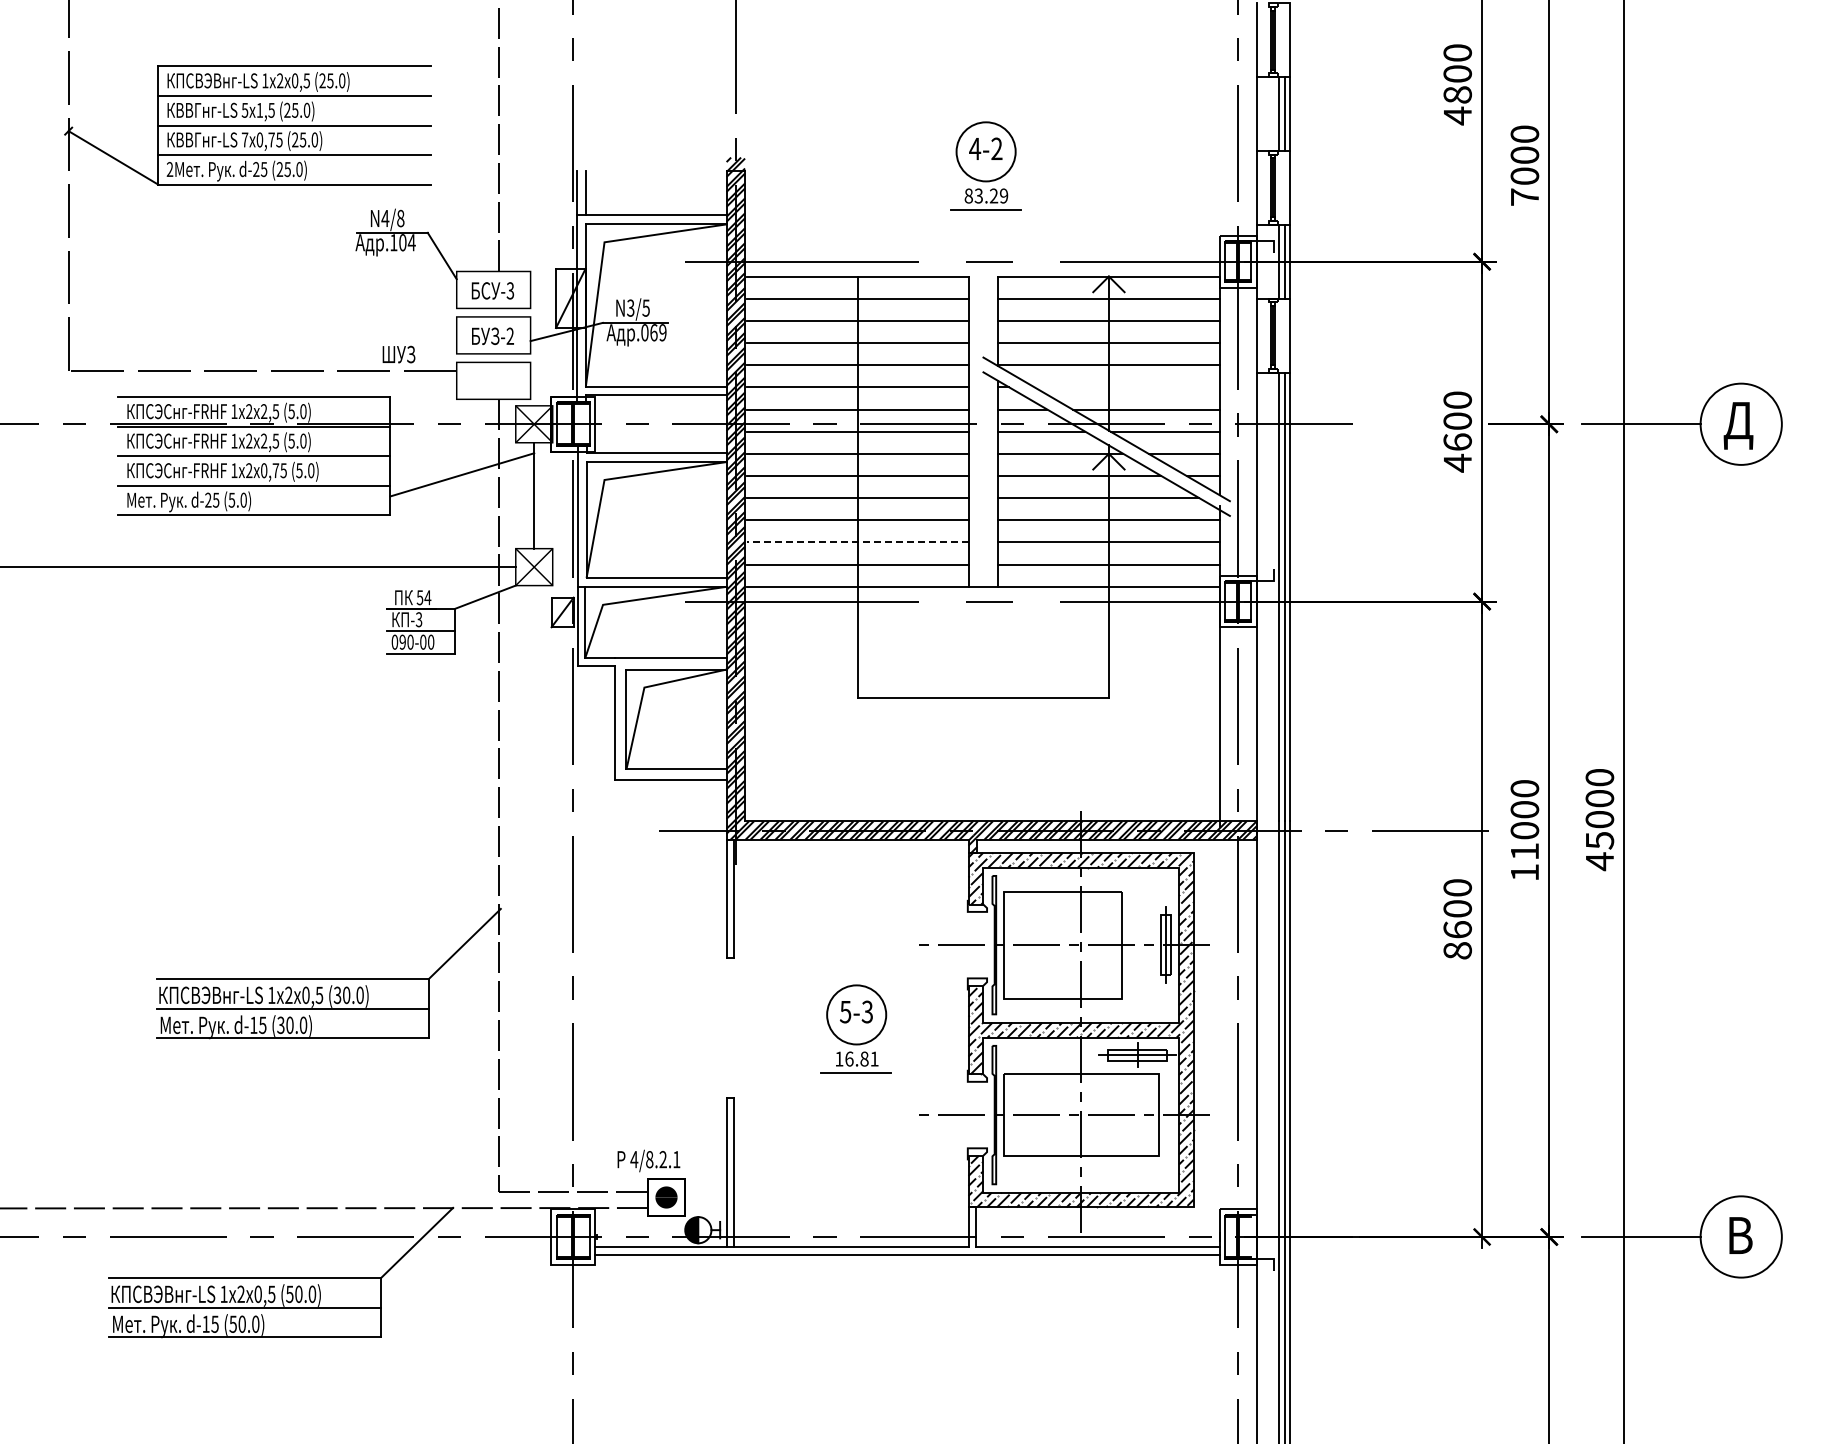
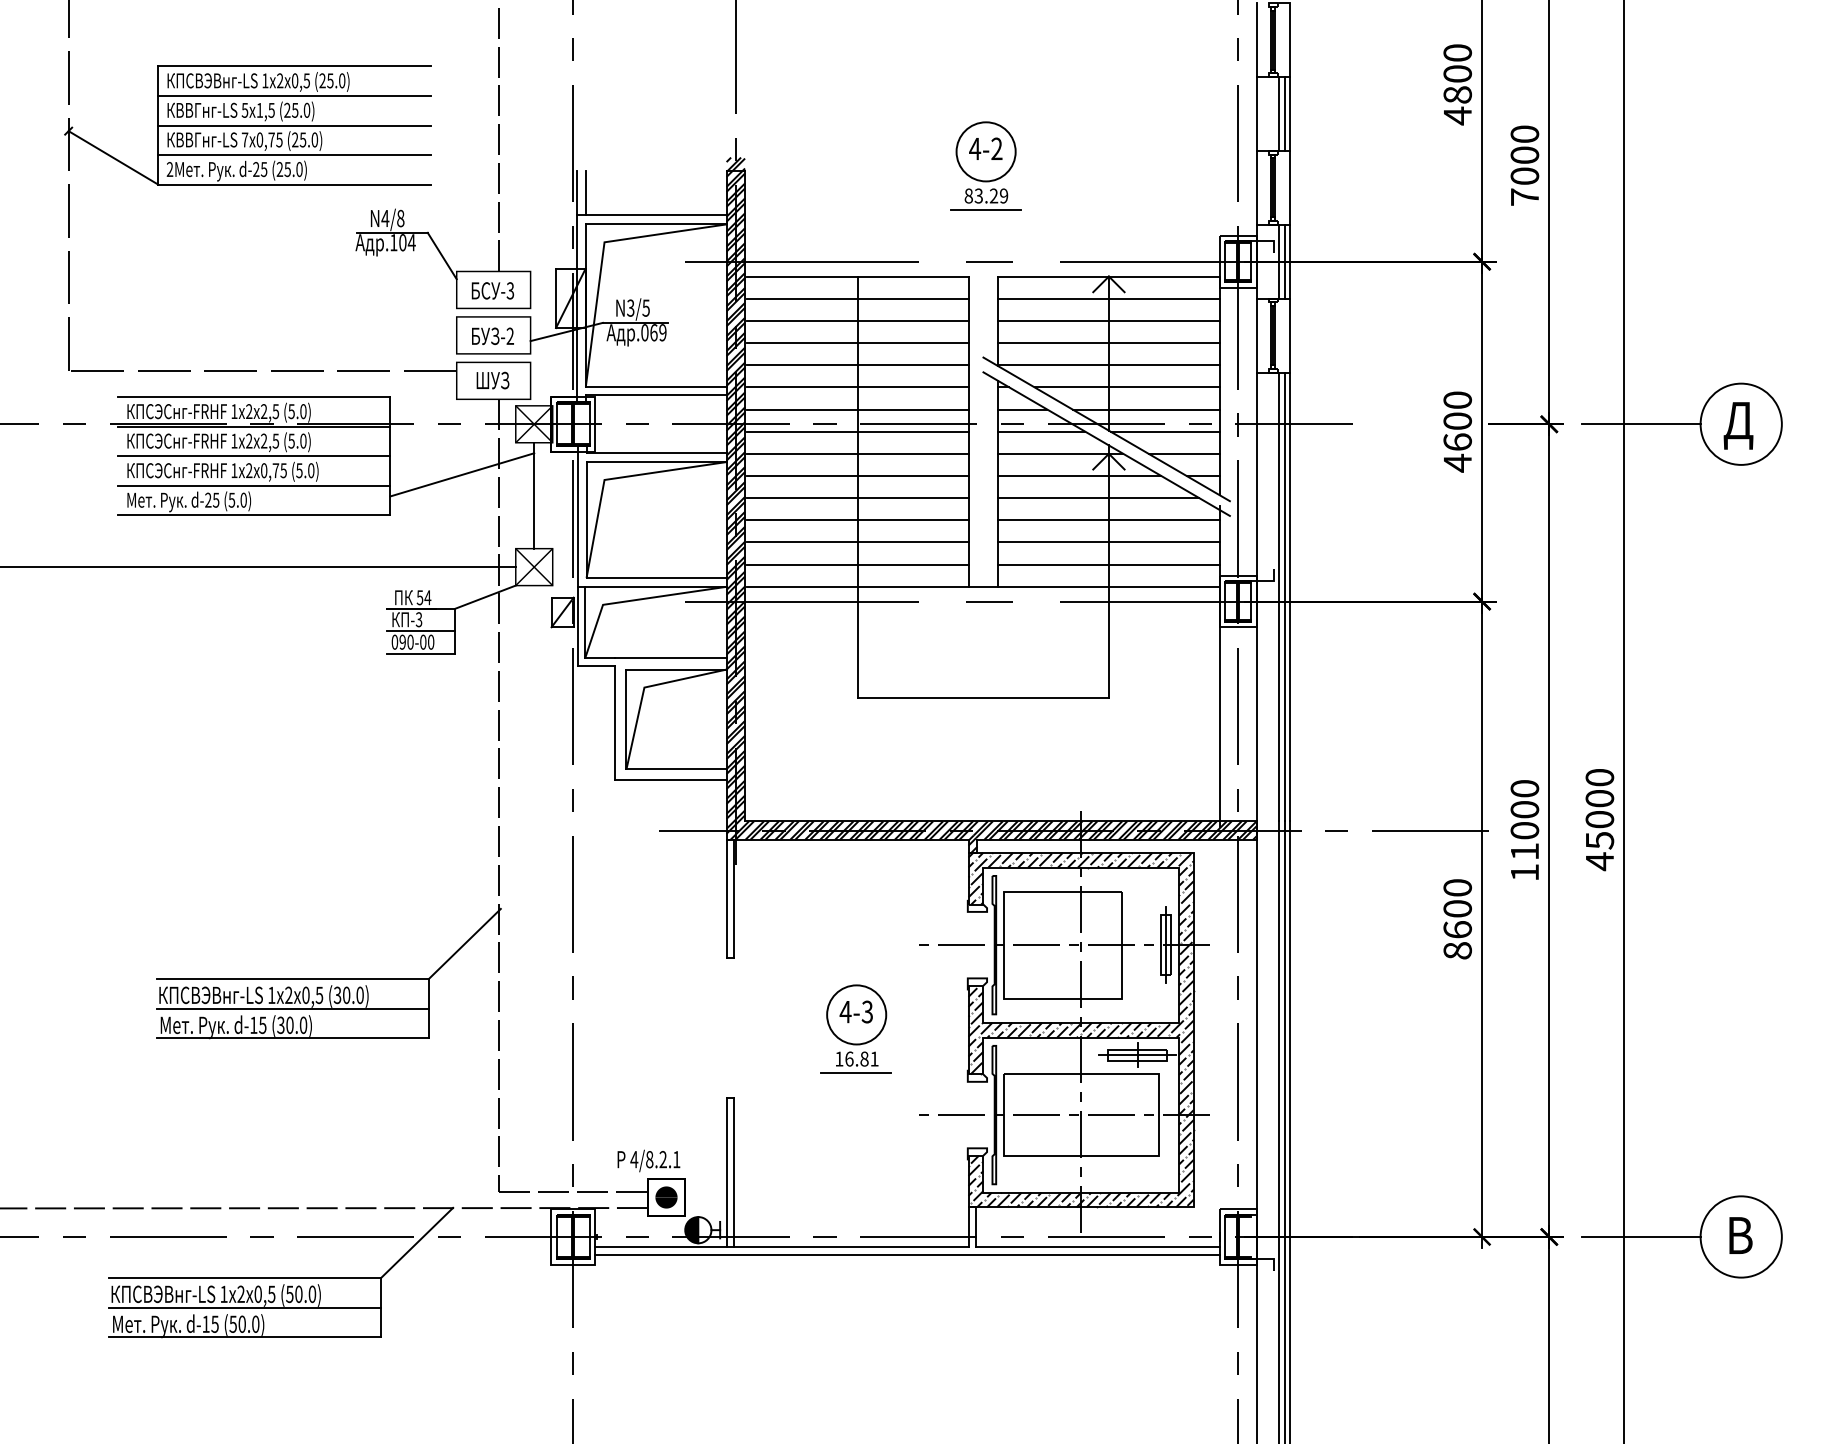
text position: (398, 354) -> (492, 380) (492, 380)
line: none -> present (1126, 387)
line: dashed -> solid (857, 542)
text: 5-3 -> 4-3 (845, 1012)
